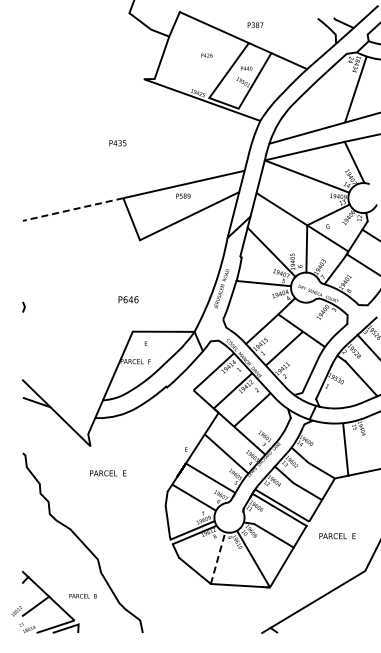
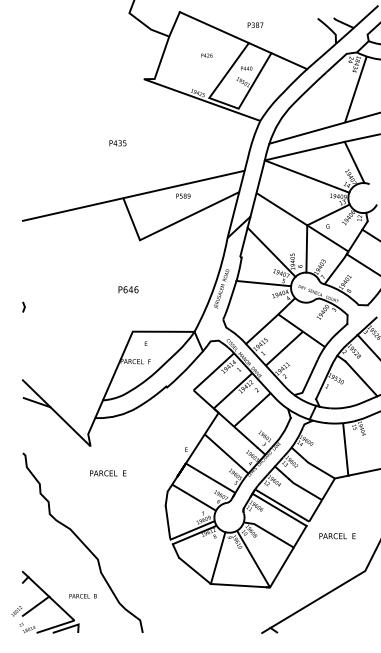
line: dashed -> solid (72, 209)
text position: (128, 299) -> (128, 289) (128, 289)
line: dashed -> solid (218, 558)
